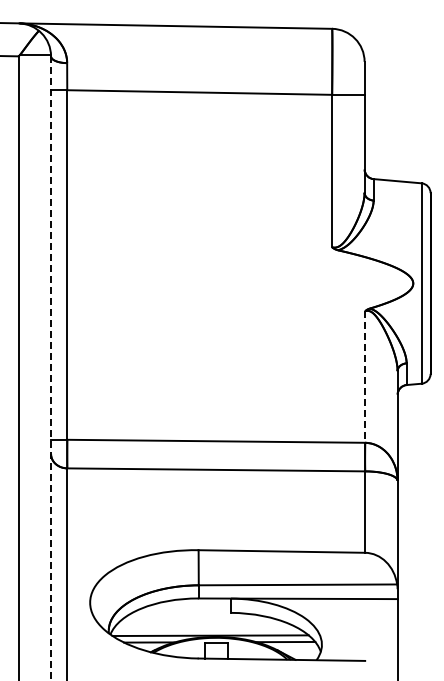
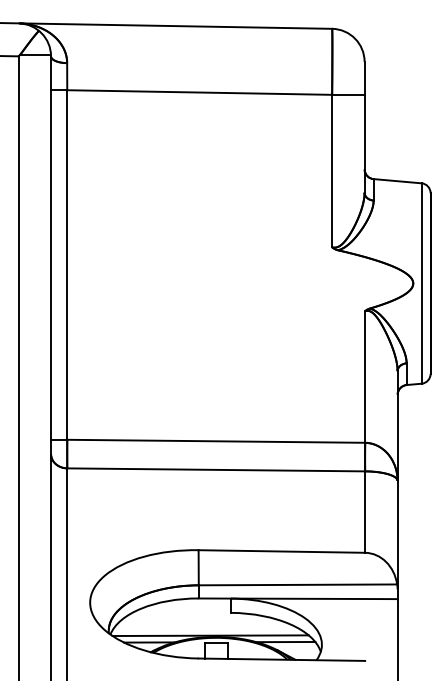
line: dashed -> solid (51, 368)
line: dashed -> solid (365, 377)
